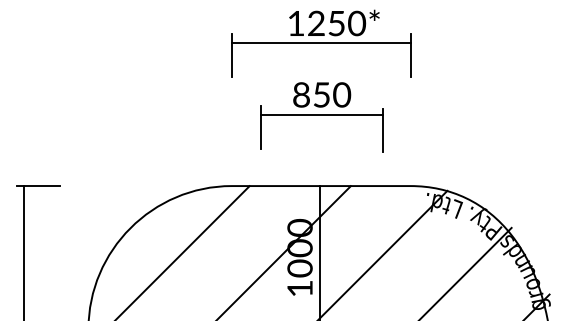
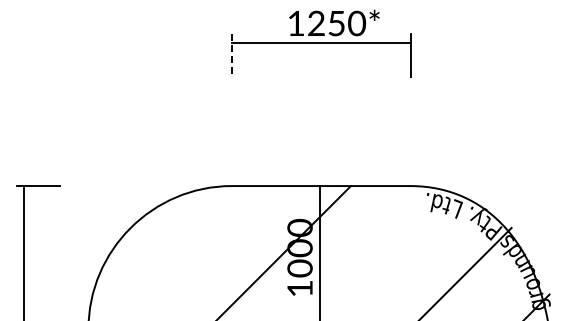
line: solid -> dashed (232, 55)
part: present -> none (321, 117)
line: present -> none (183, 251)
line: present -> none (383, 253)
